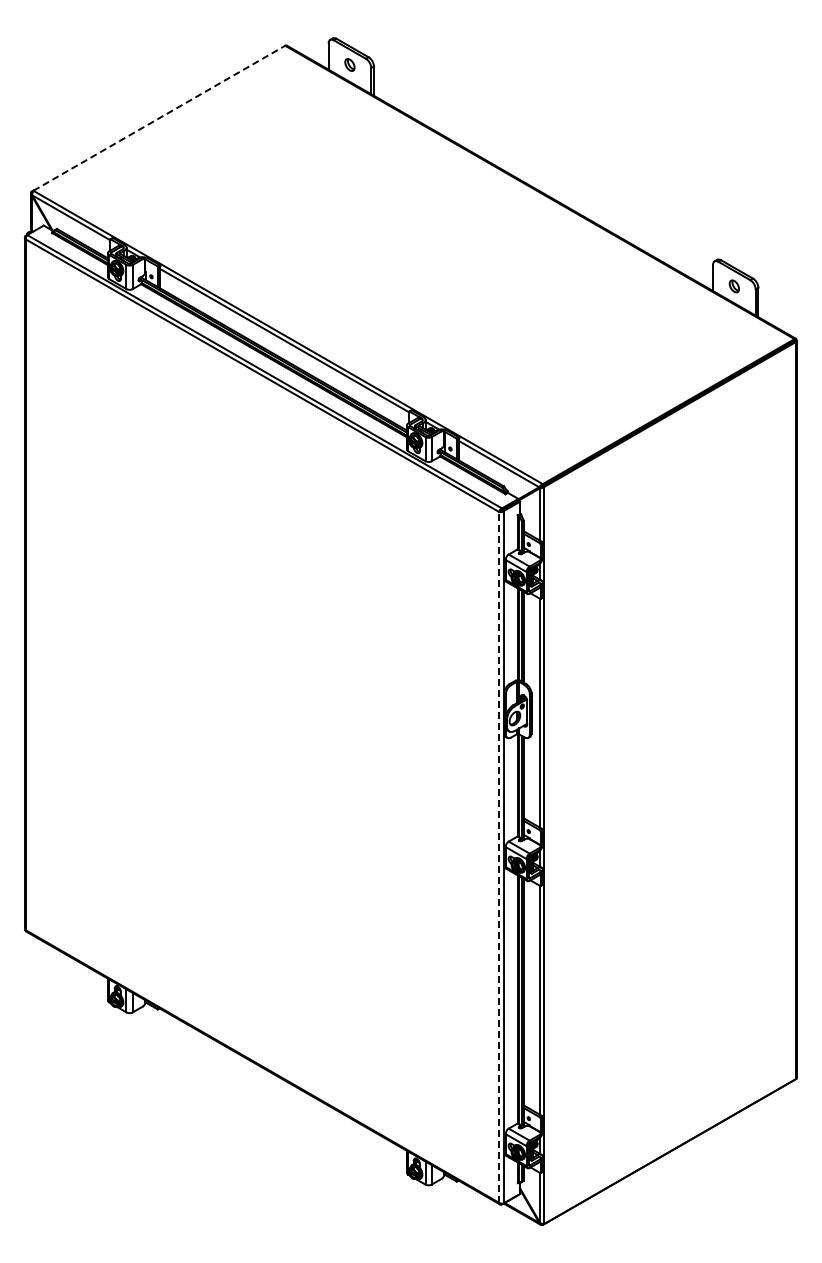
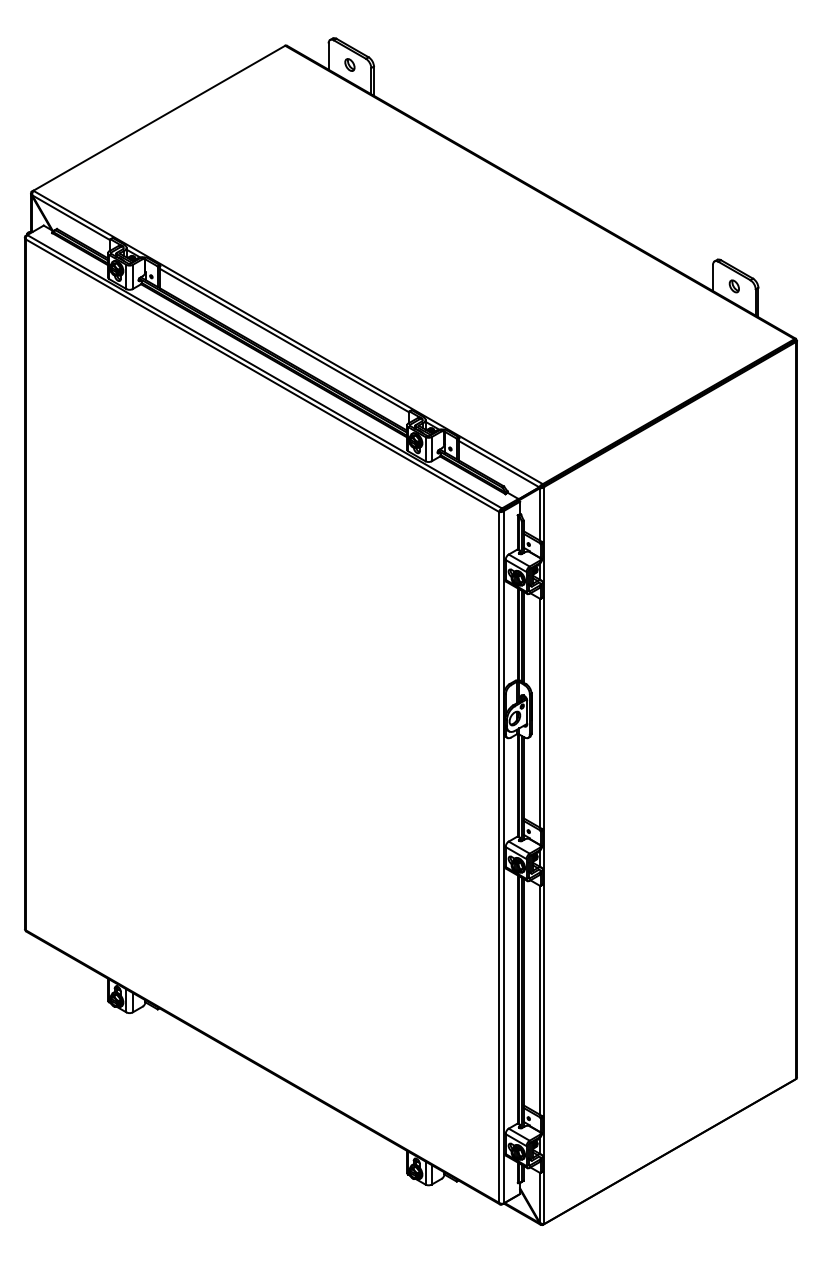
line: dashed -> solid (159, 118)
line: dashed -> solid (499, 856)
